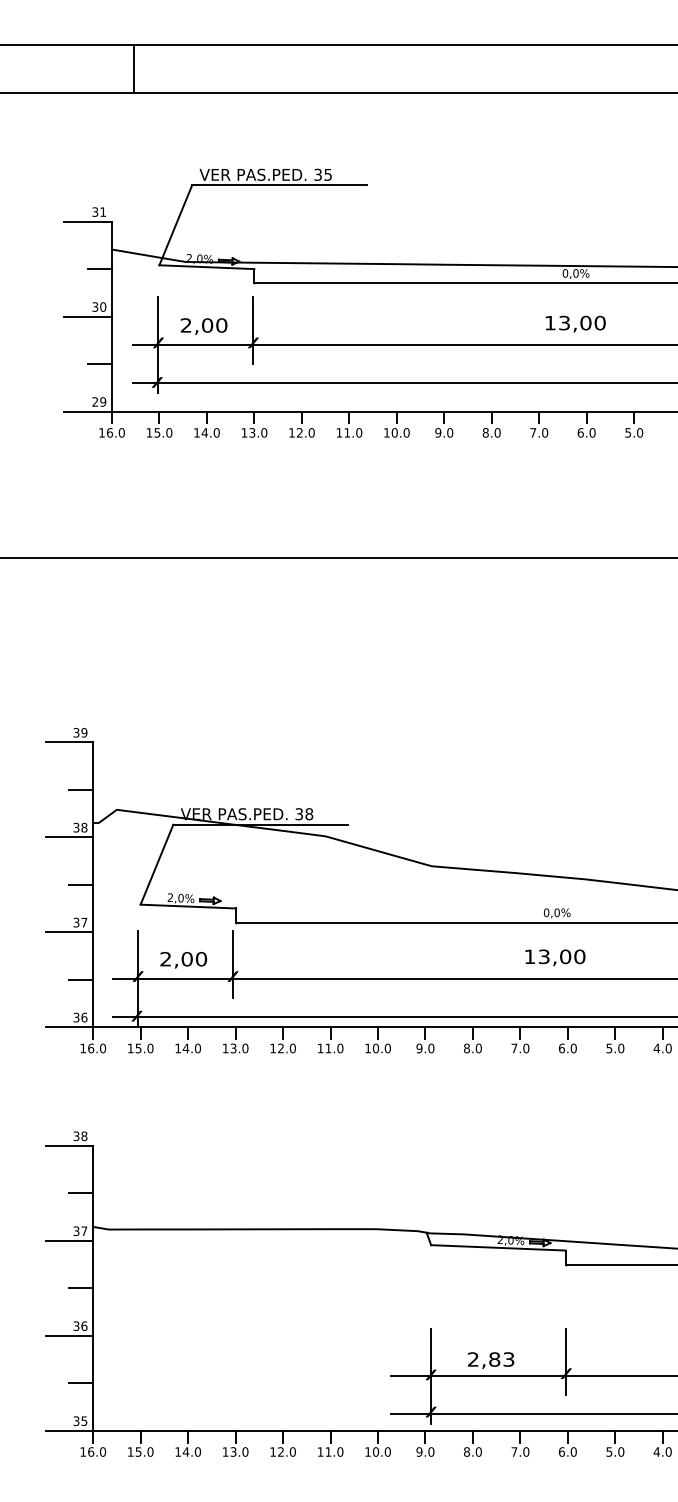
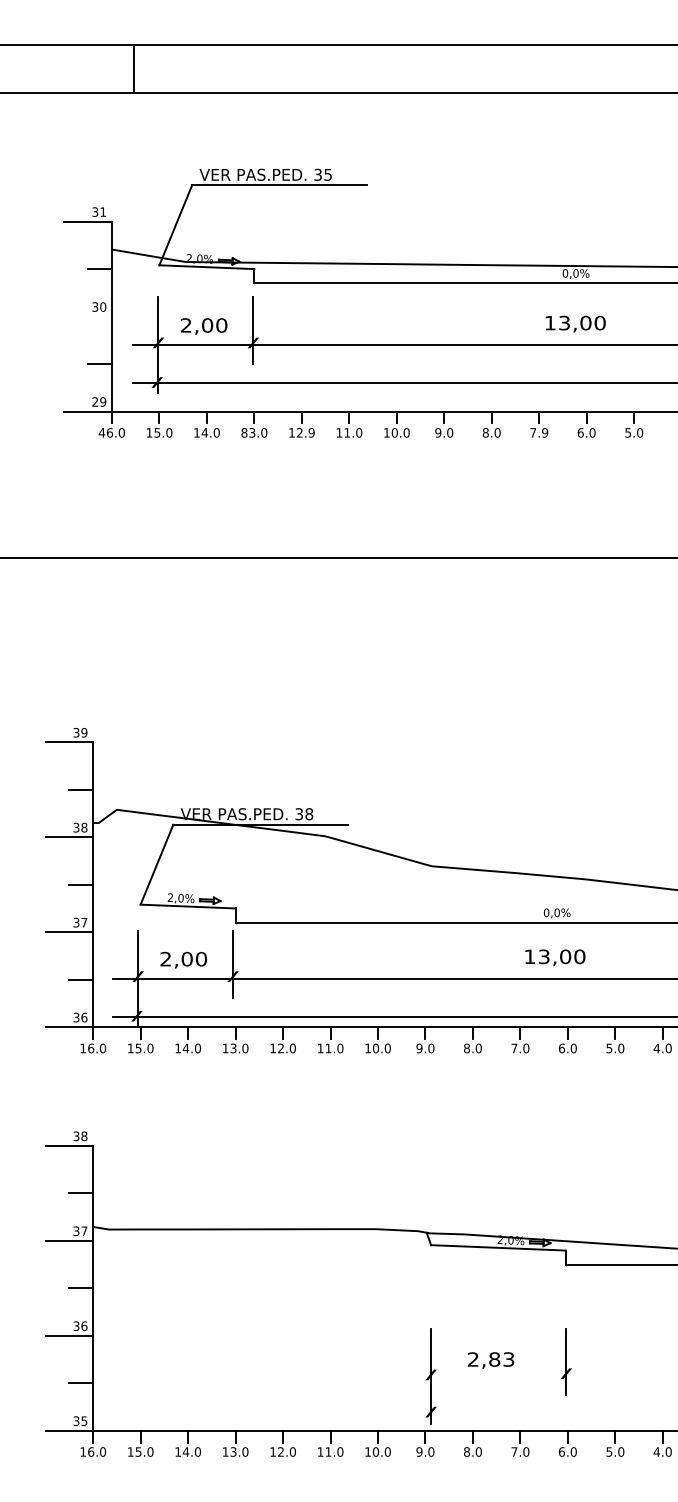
line: present -> none (87, 316)
text: 16.0 -> 46.0 (101, 432)
text: 13.0 -> 83.0 (244, 432)
text: 12.0 -> 12.9 (311, 432)
text: 7.0 -> 7.9 (544, 432)
line: present -> none (532, 1375)
line: present -> none (532, 1414)
